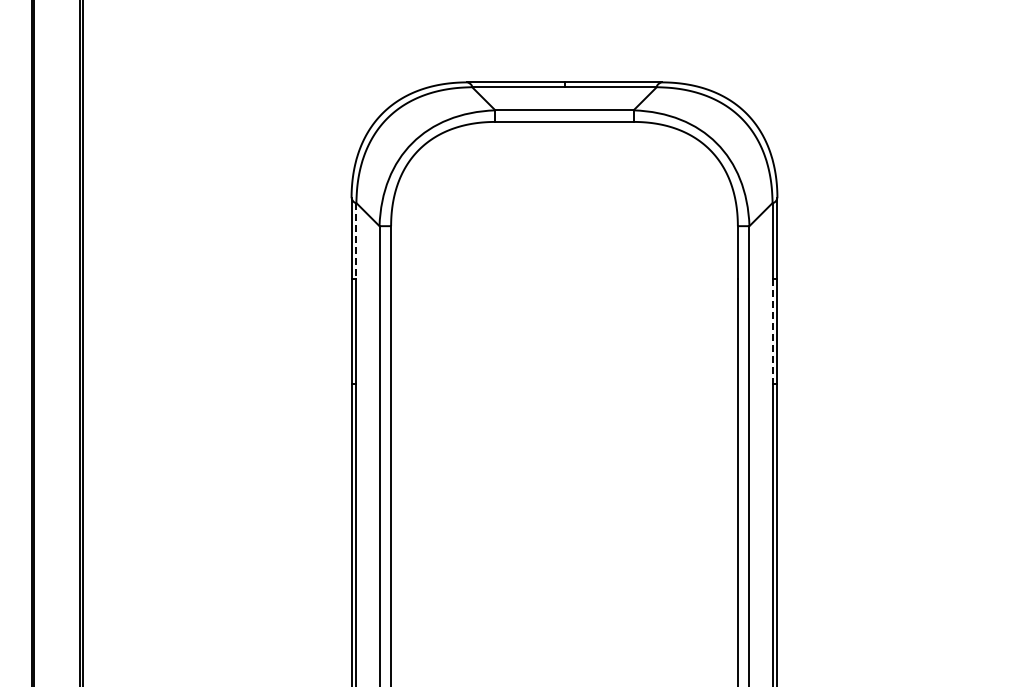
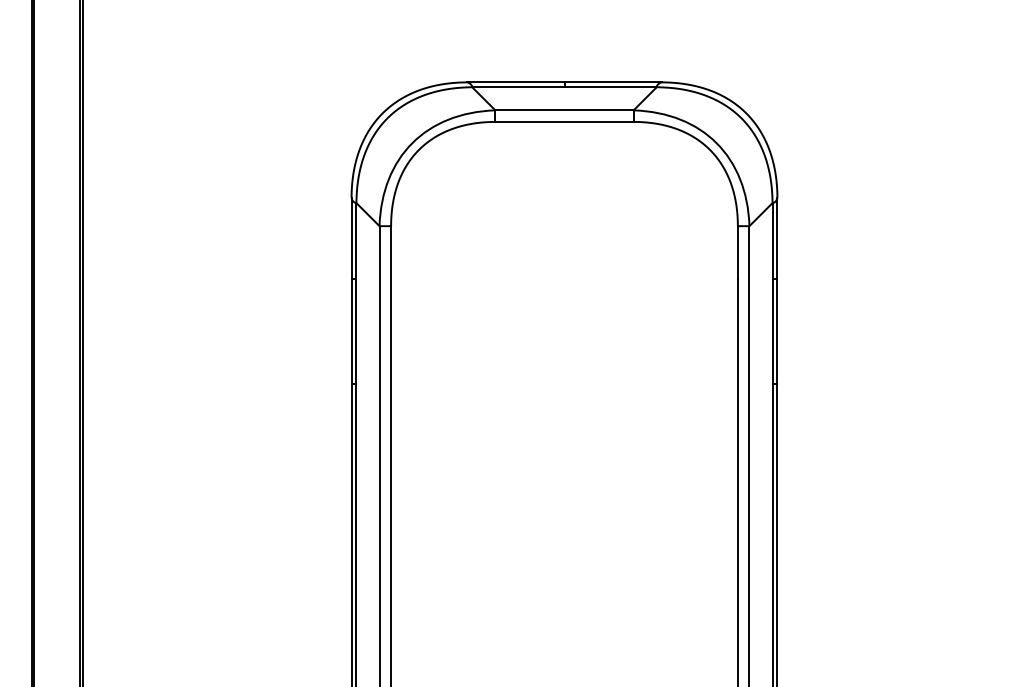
line: dashed -> solid (356, 241)
line: dashed -> solid (772, 332)
